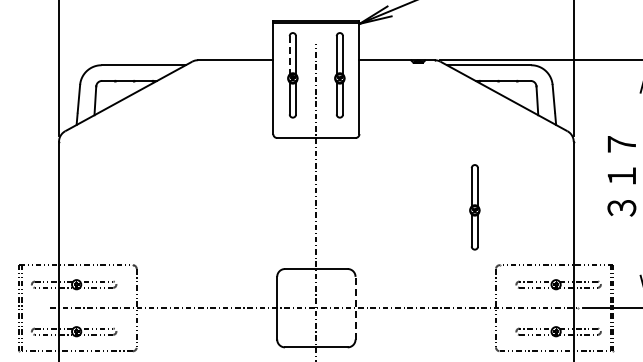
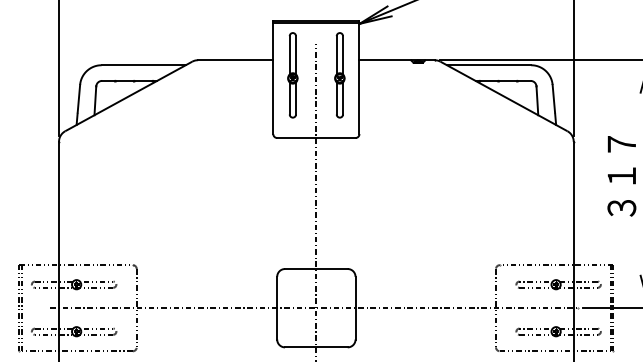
line: dashed -> solid (289, 55)
part: present -> none (474, 207)
line: dashed -> solid (355, 307)
